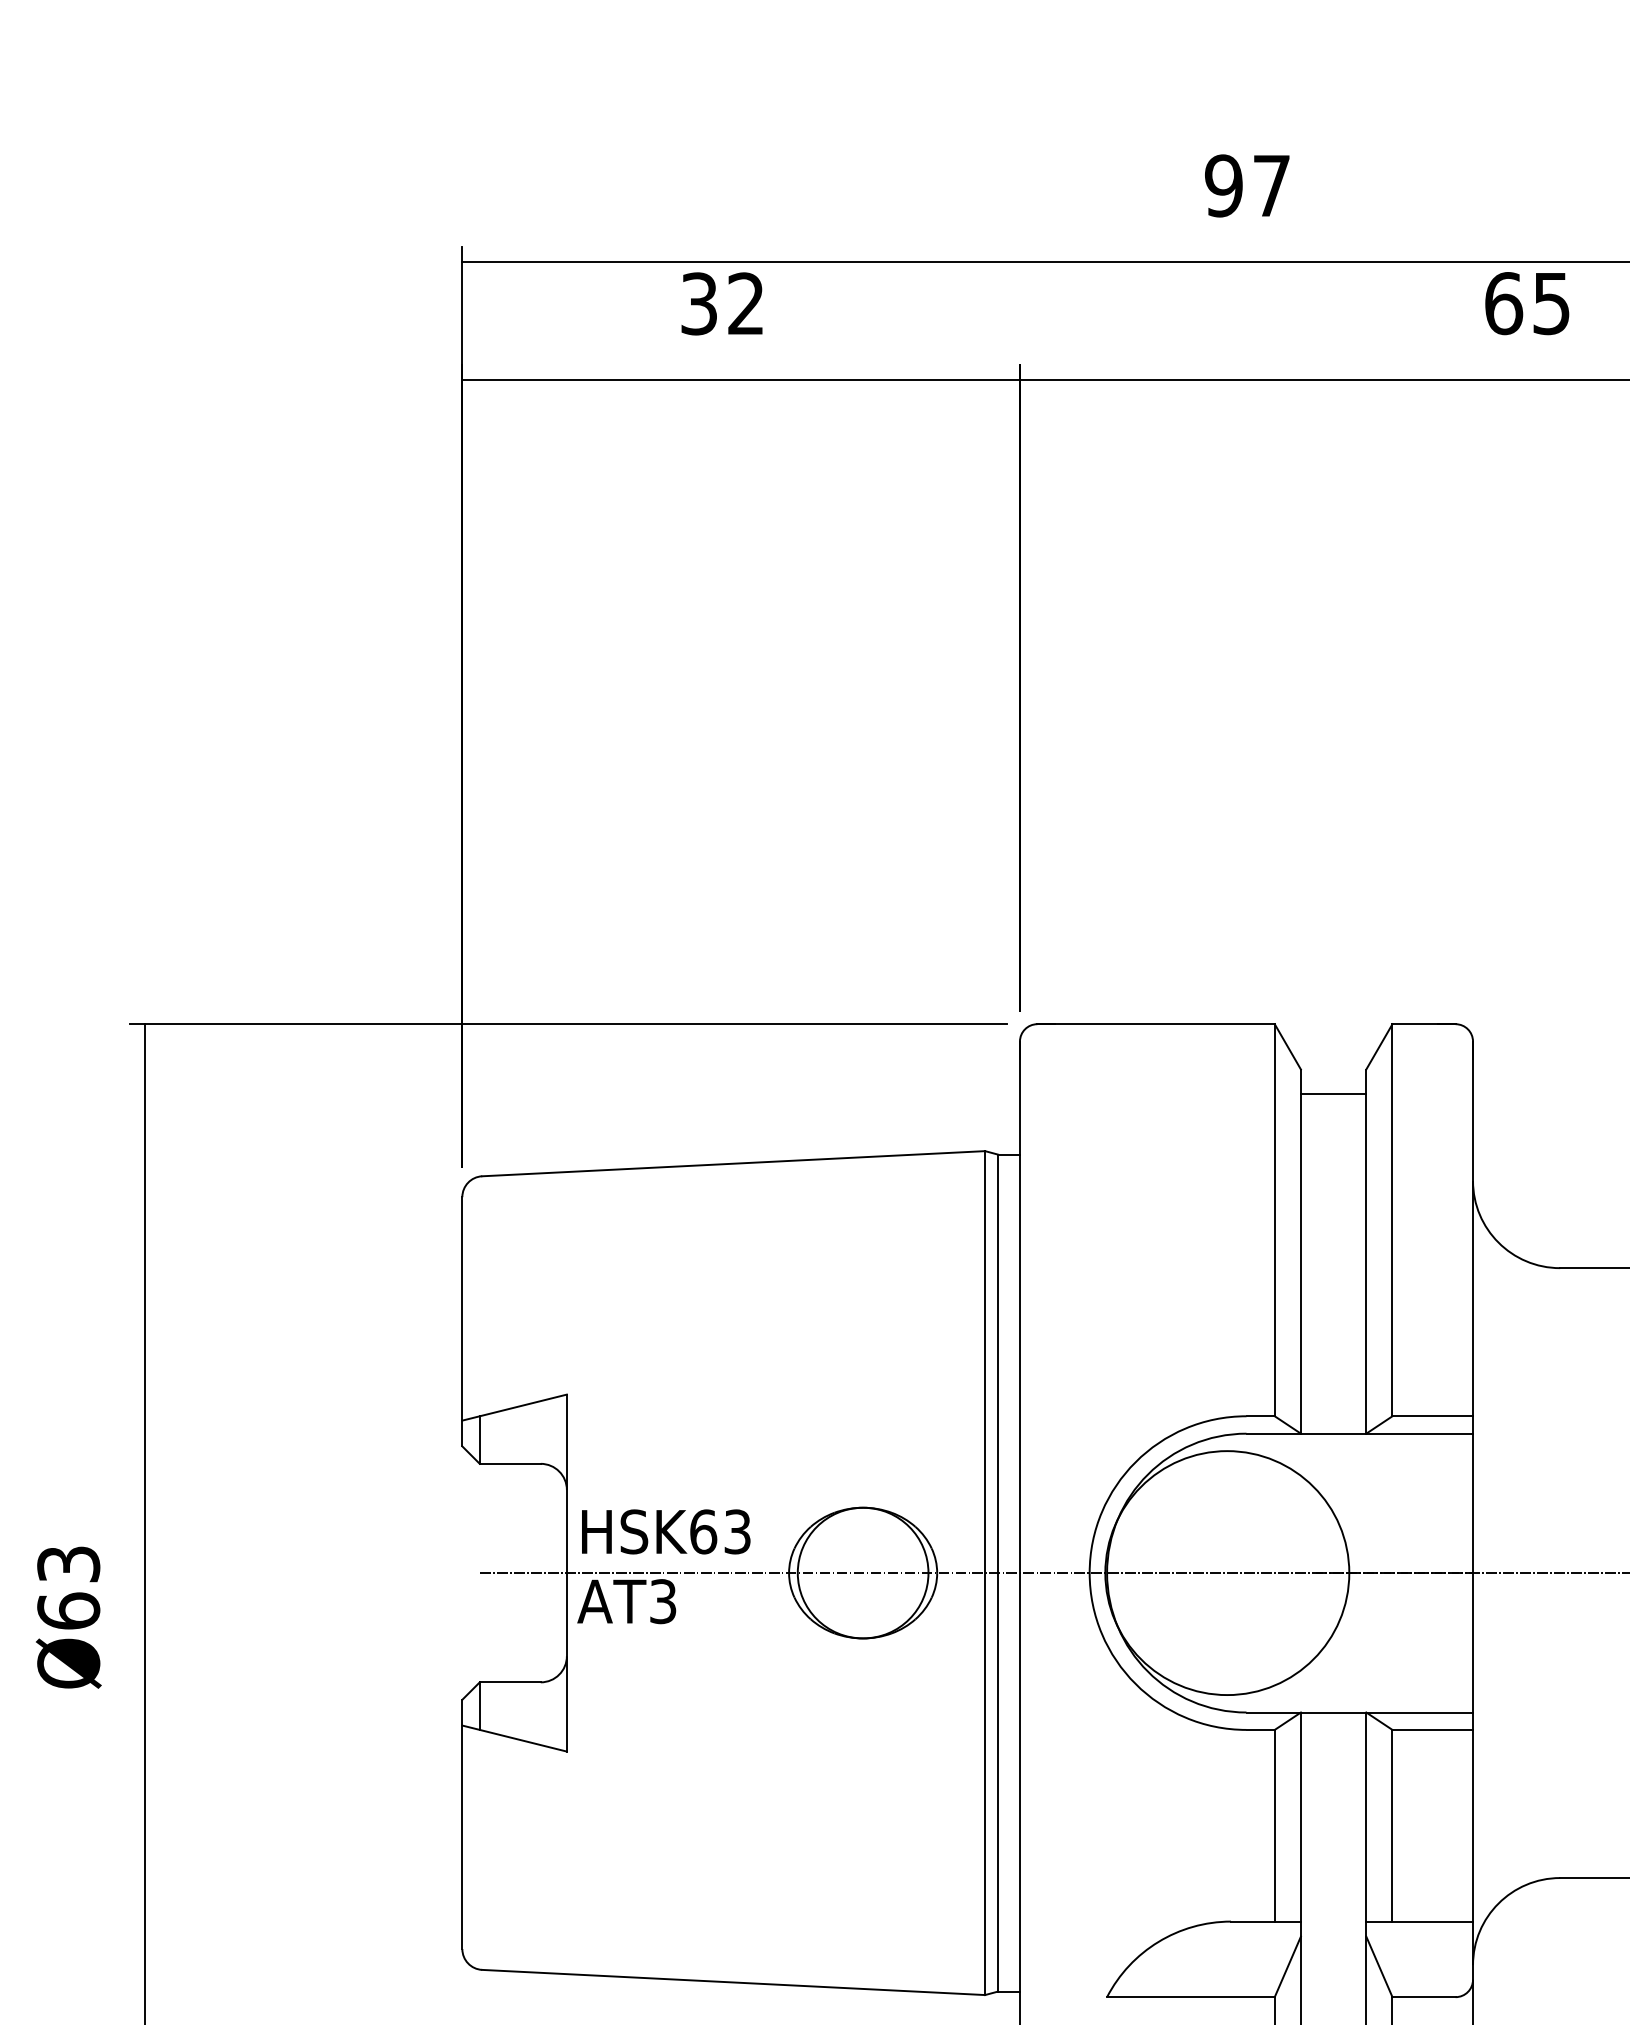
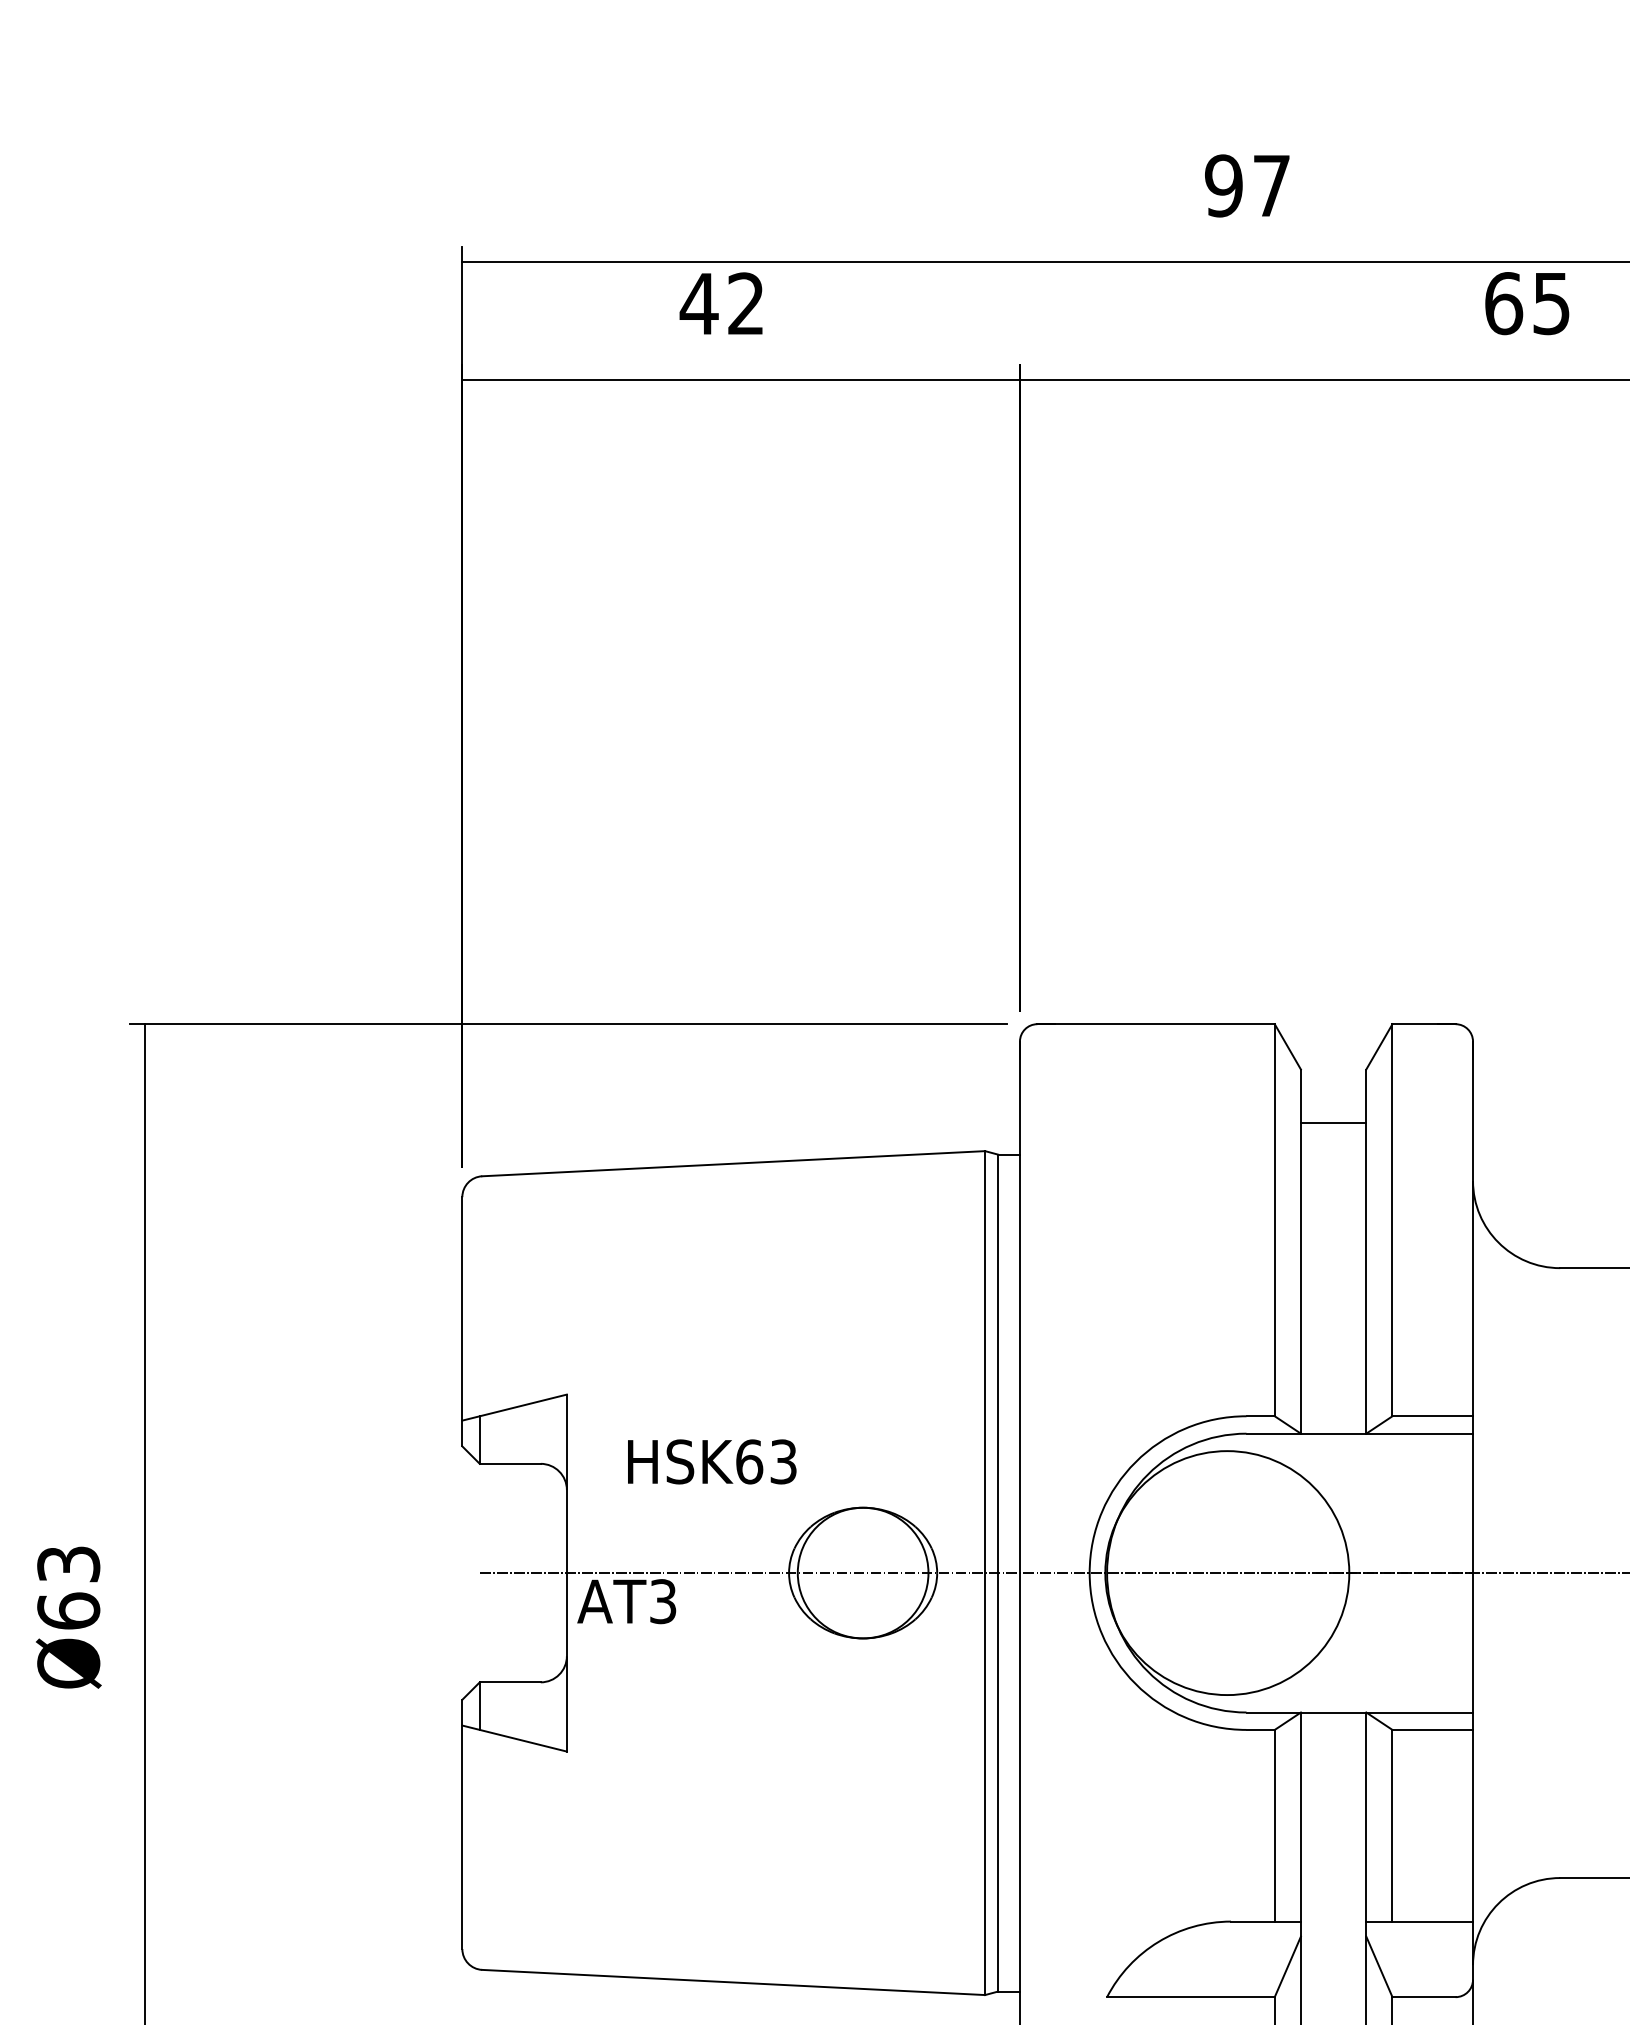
text: 32 -> 42 (698, 303)
line position: (1333, 1093) -> (1333, 1122) (1333, 1122)
text position: (666, 1531) -> (712, 1461) (712, 1461)
